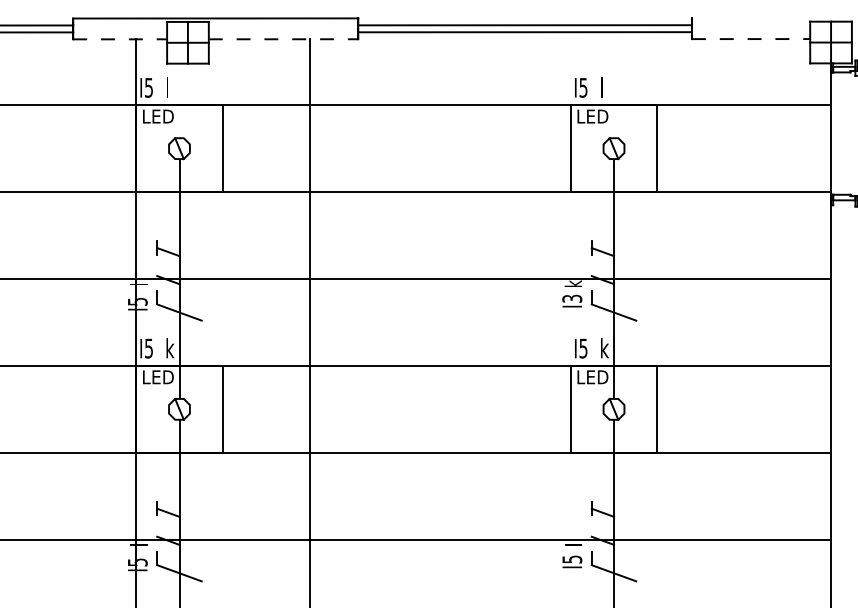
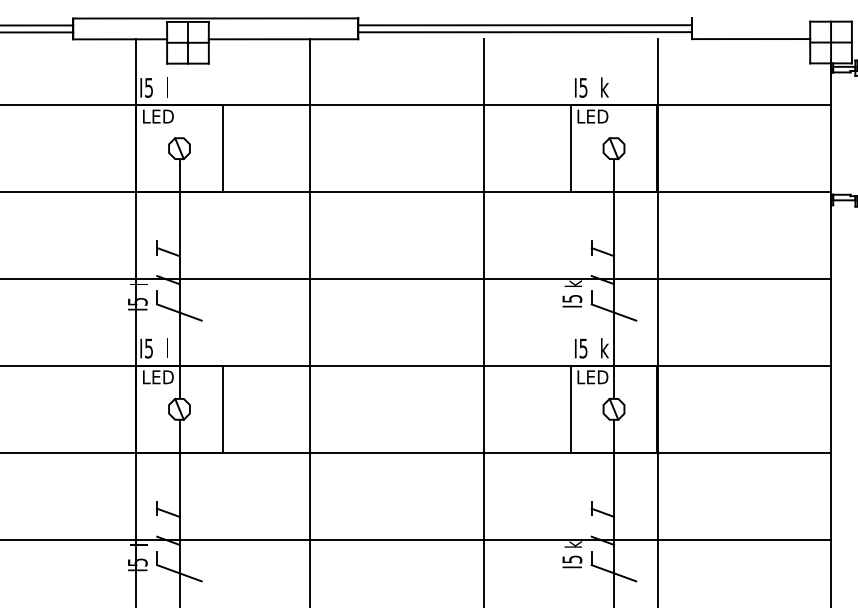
line: dashed -> solid (120, 39)
line: dashed -> solid (283, 39)
line: dashed -> solid (751, 39)
text: l -> k (604, 87)
text: I3 -> I5 (571, 298)
line: none -> present (483, 321)
line: none -> present (657, 321)
text: k -> l (170, 348)
text: l -> k (572, 544)
